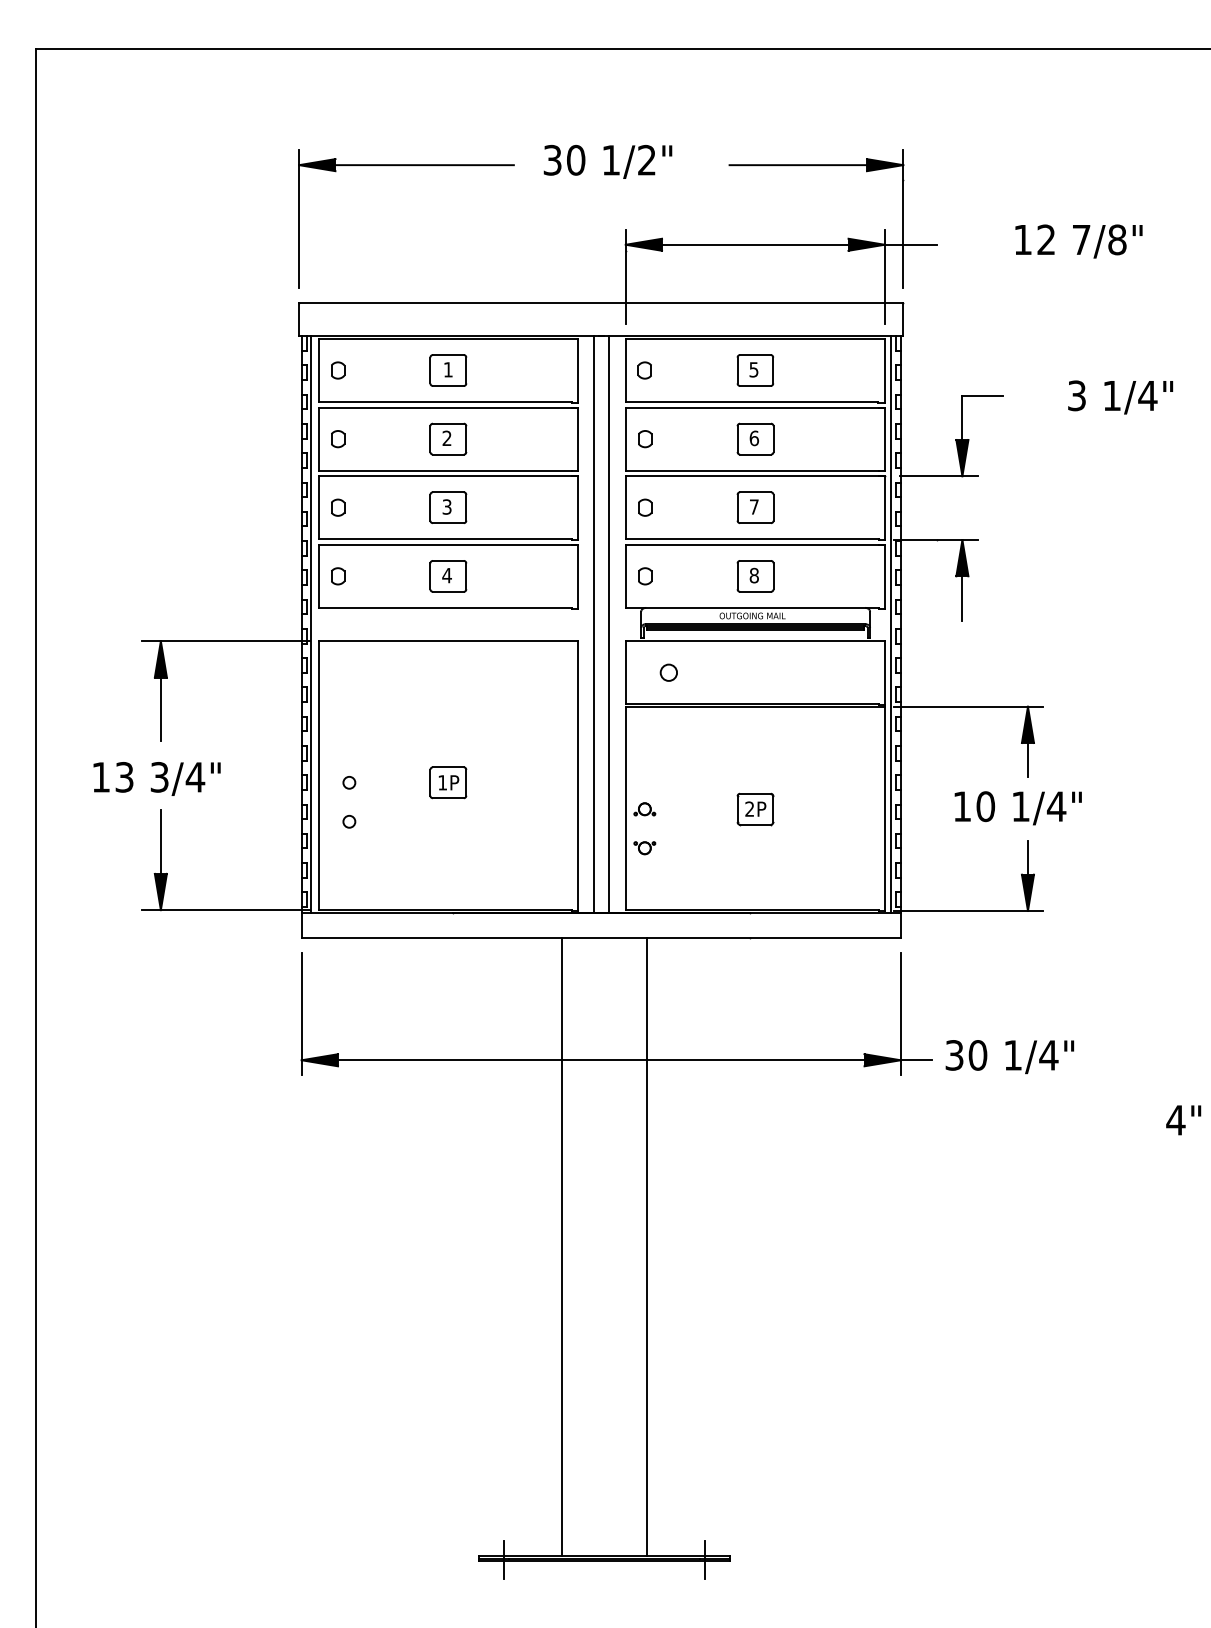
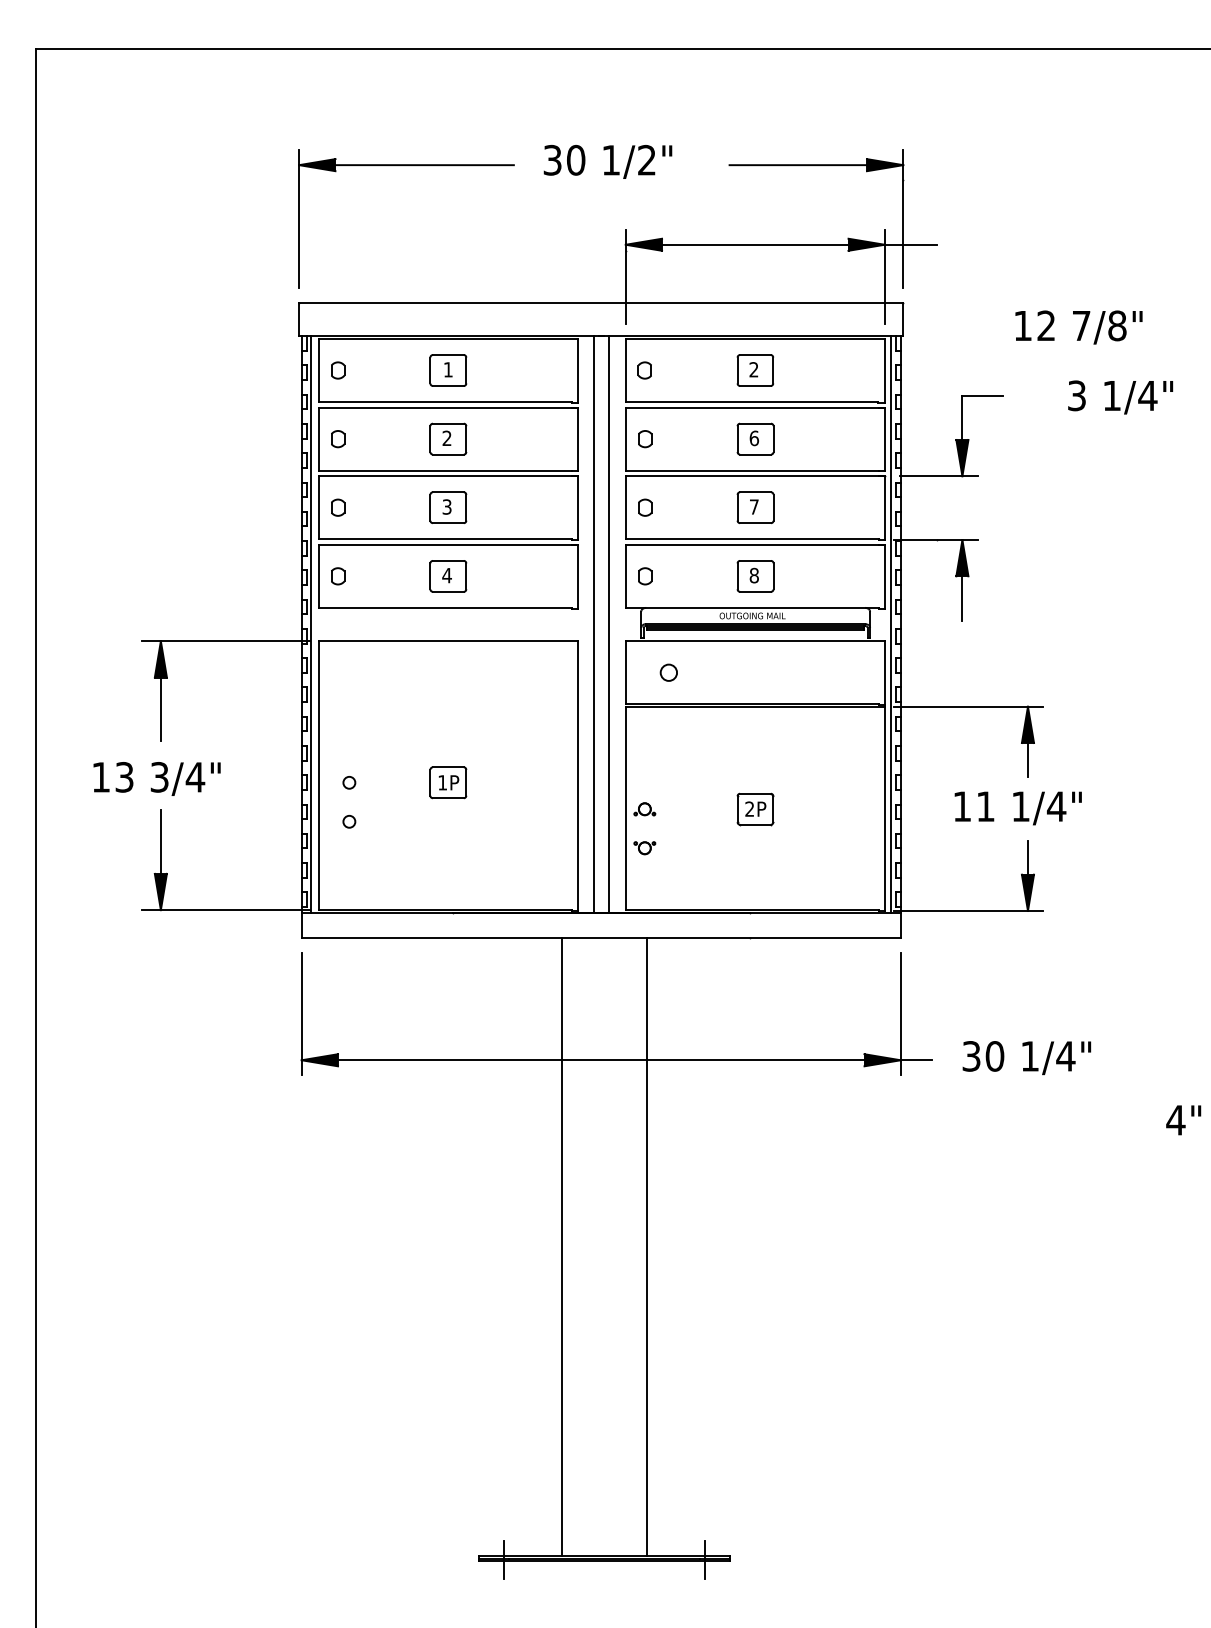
text position: (1078, 241) -> (1078, 327) (1078, 327)
text: 5 -> 2 (753, 369)
text: 10 -> 11 (985, 806)
text position: (1009, 1057) -> (1026, 1058) (1026, 1058)
